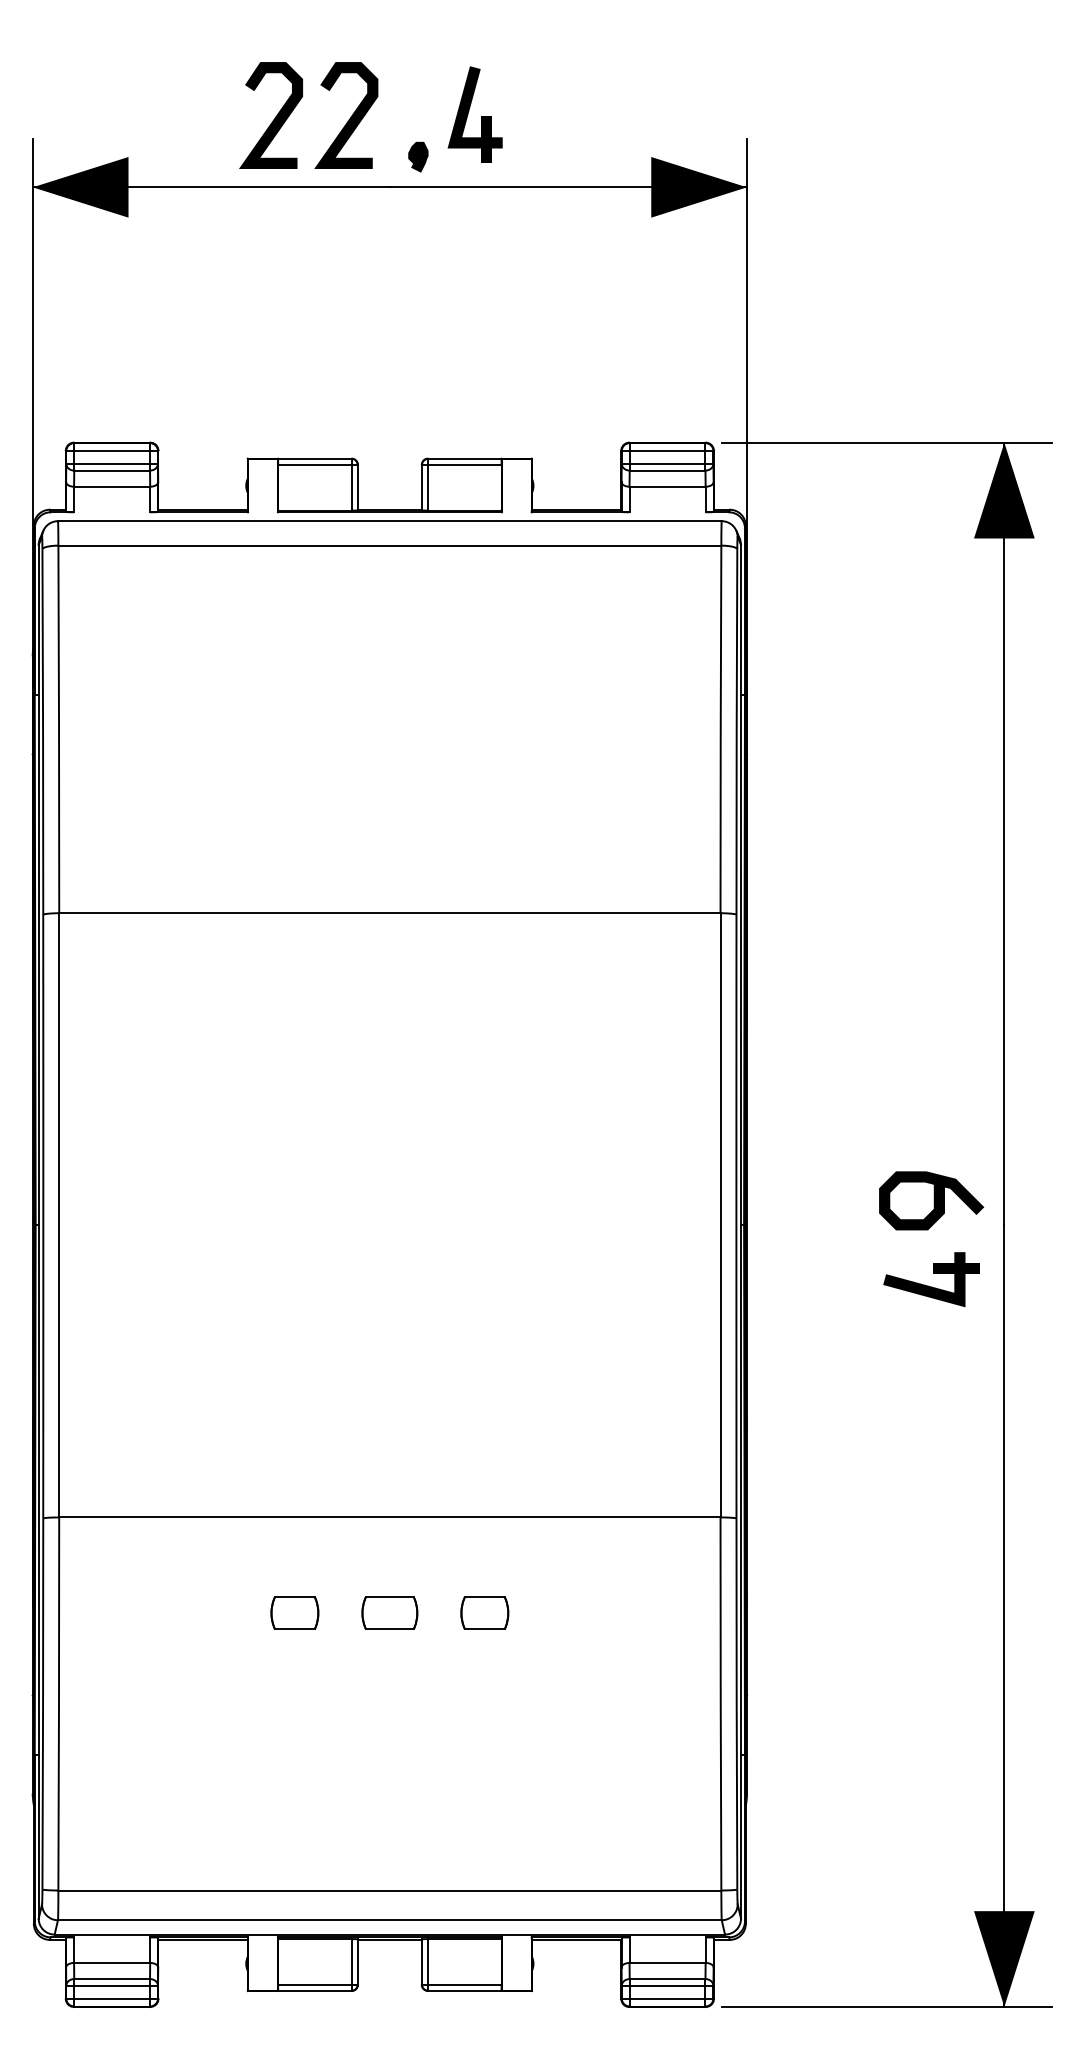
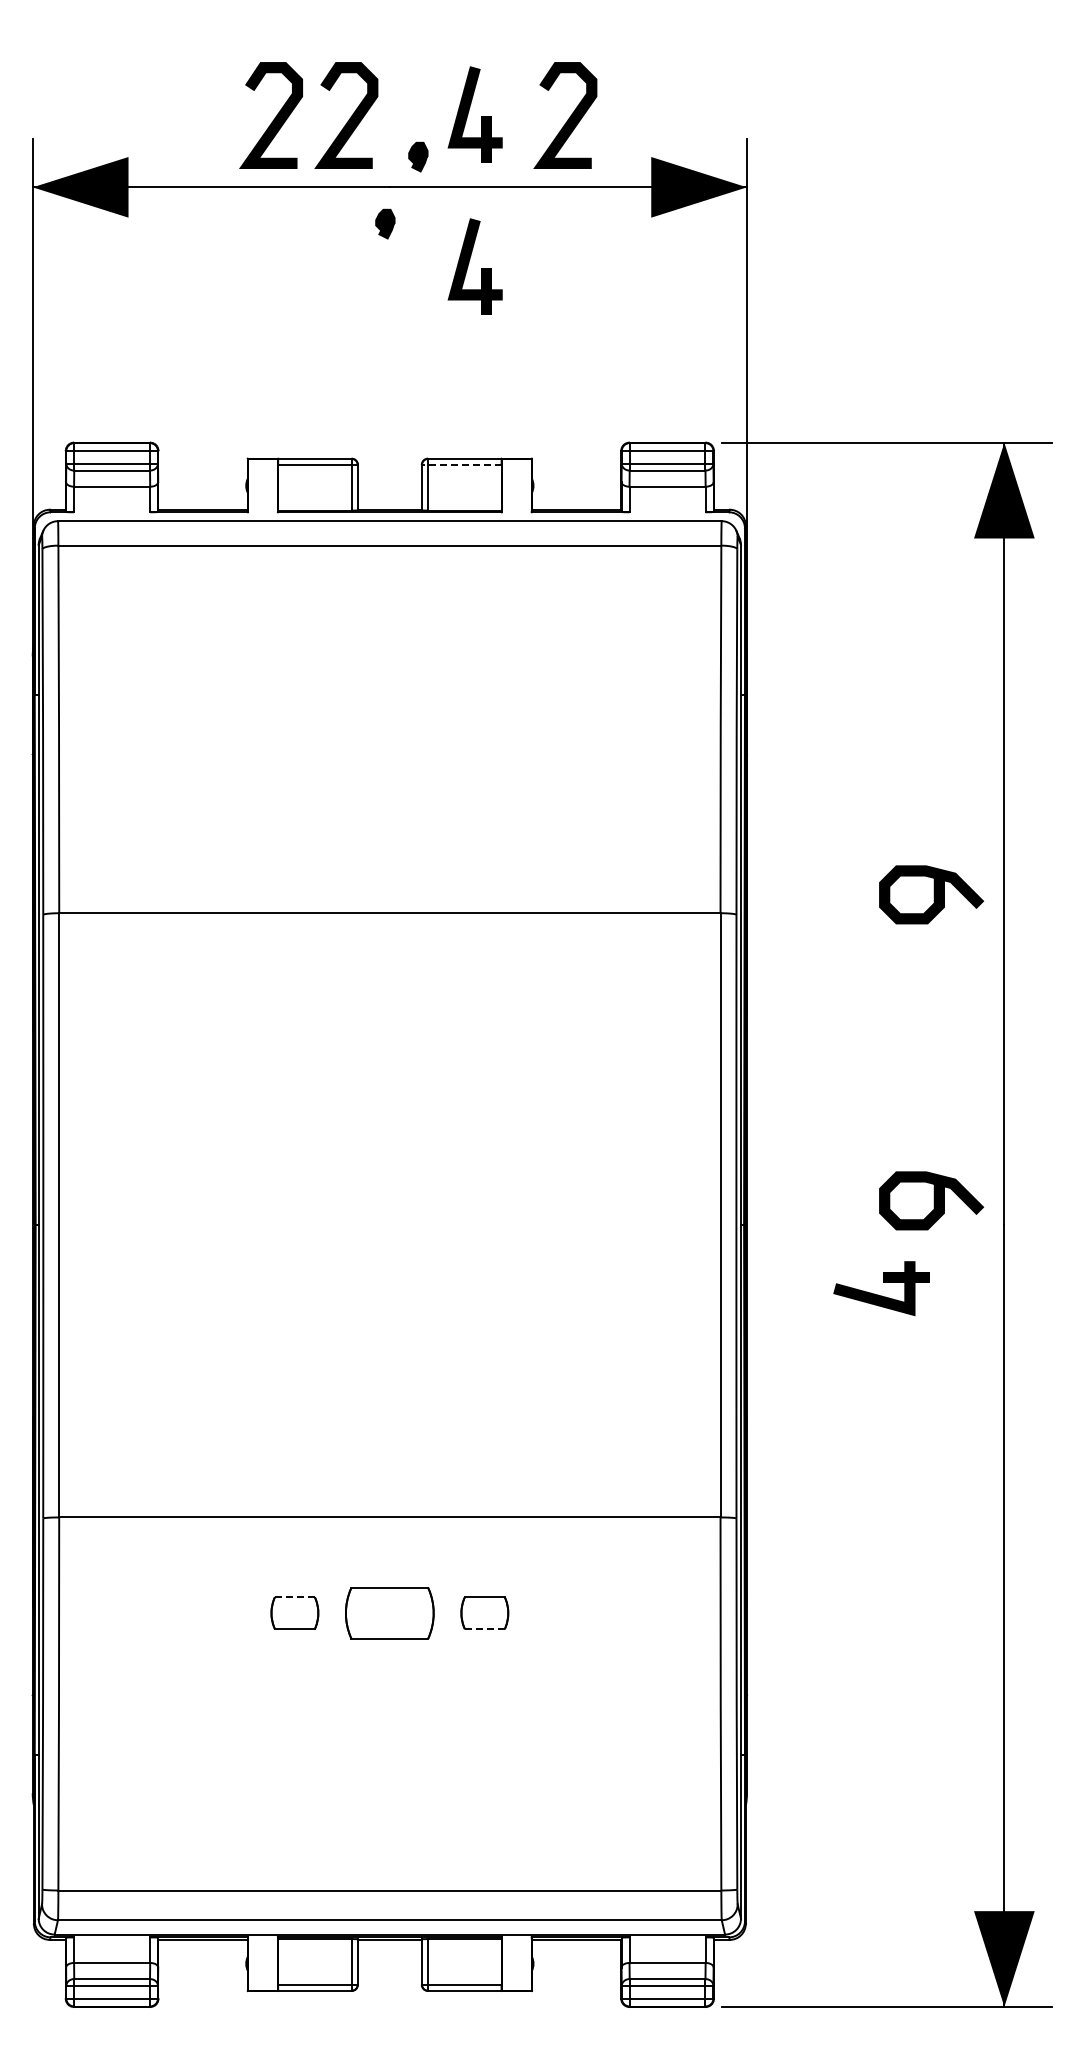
curve: none -> present (569, 116)
part: none -> present (385, 223)
part: none -> present (474, 266)
line: solid -> dashed (461, 465)
curve: none -> present (933, 894)
part position: (933, 1273) -> (883, 1282) (883, 1282)
line: solid -> dashed (294, 1597)
part size: 58x34 px -> 90x53 px (389, 1613)
line: solid -> dashed (484, 1629)
